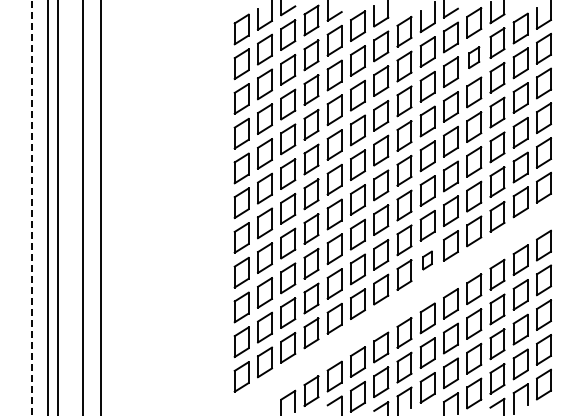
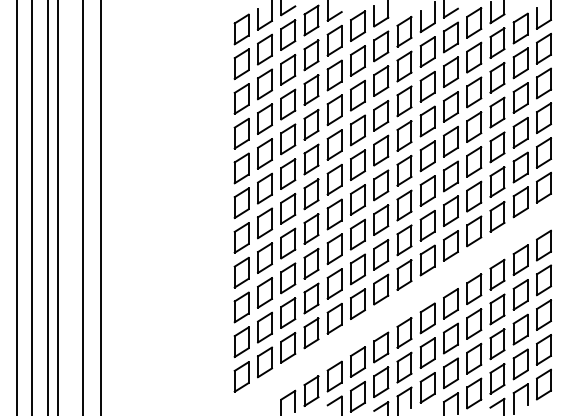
part size: 13x23 px -> 17x33 px (474, 57)
line: none -> present (17, 207)
line: dashed -> solid (31, 207)
part size: 11x21 px -> 17x33 px (427, 260)
